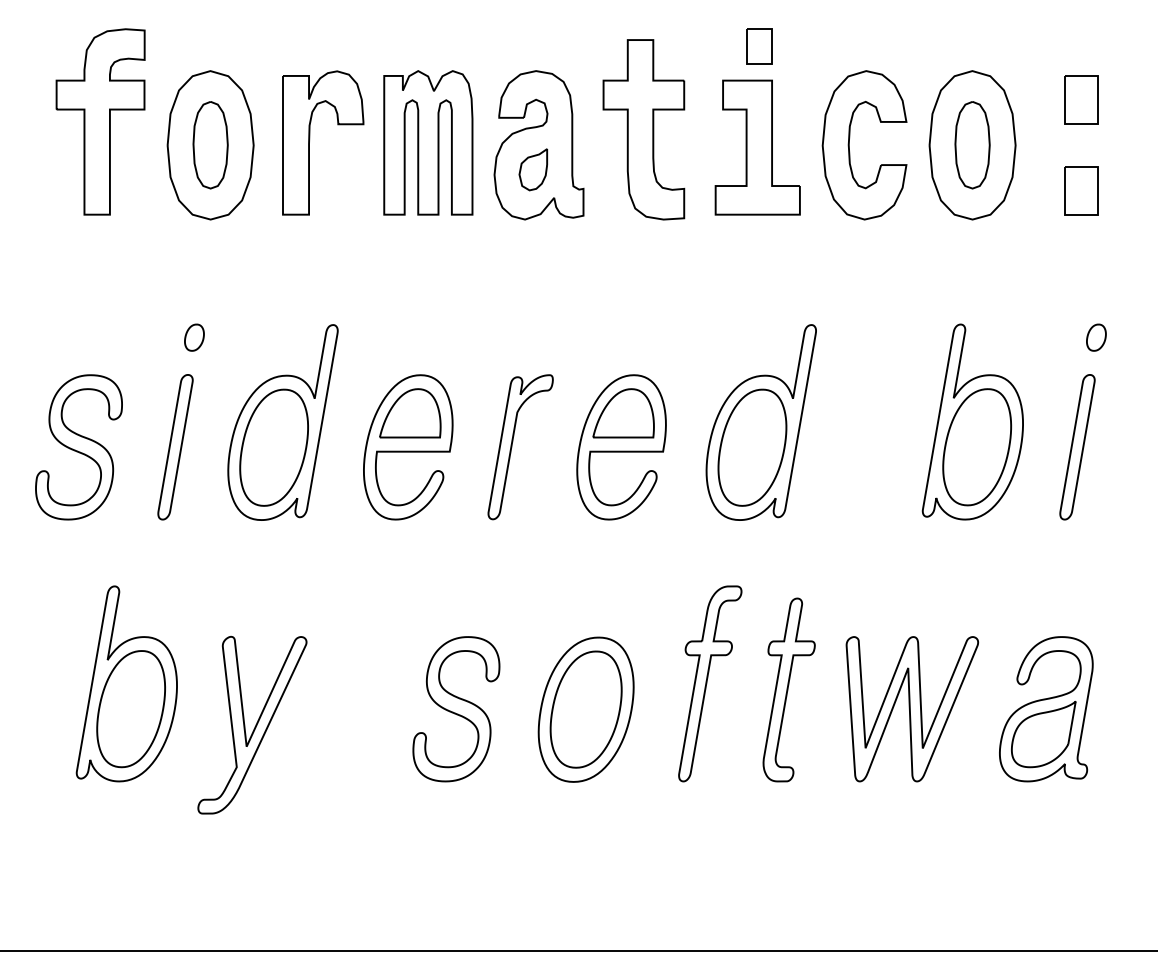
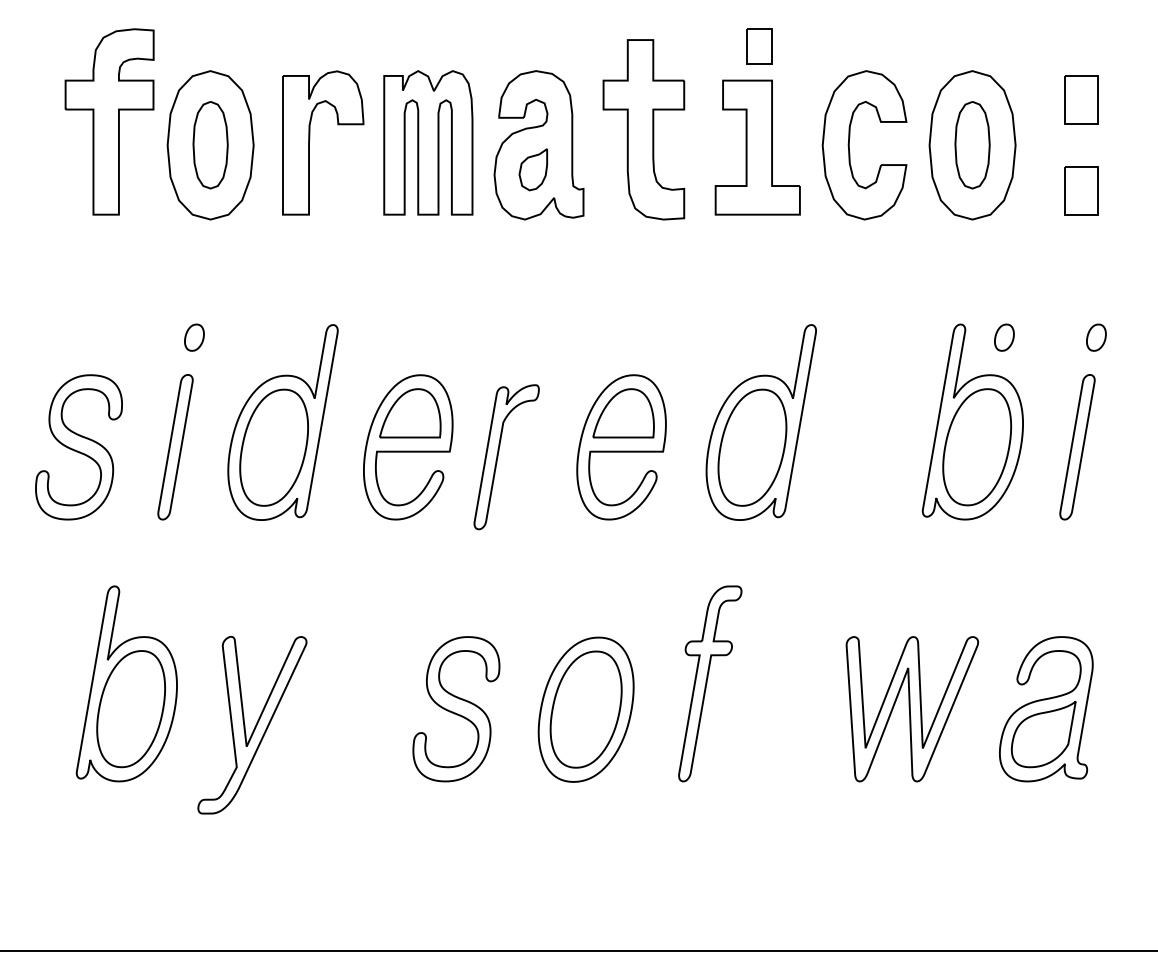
part position: (100, 121) -> (109, 121) (109, 121)
part: none -> present (1004, 337)
part position: (512, 447) -> (498, 457) (498, 457)
part: present -> none (788, 689)
